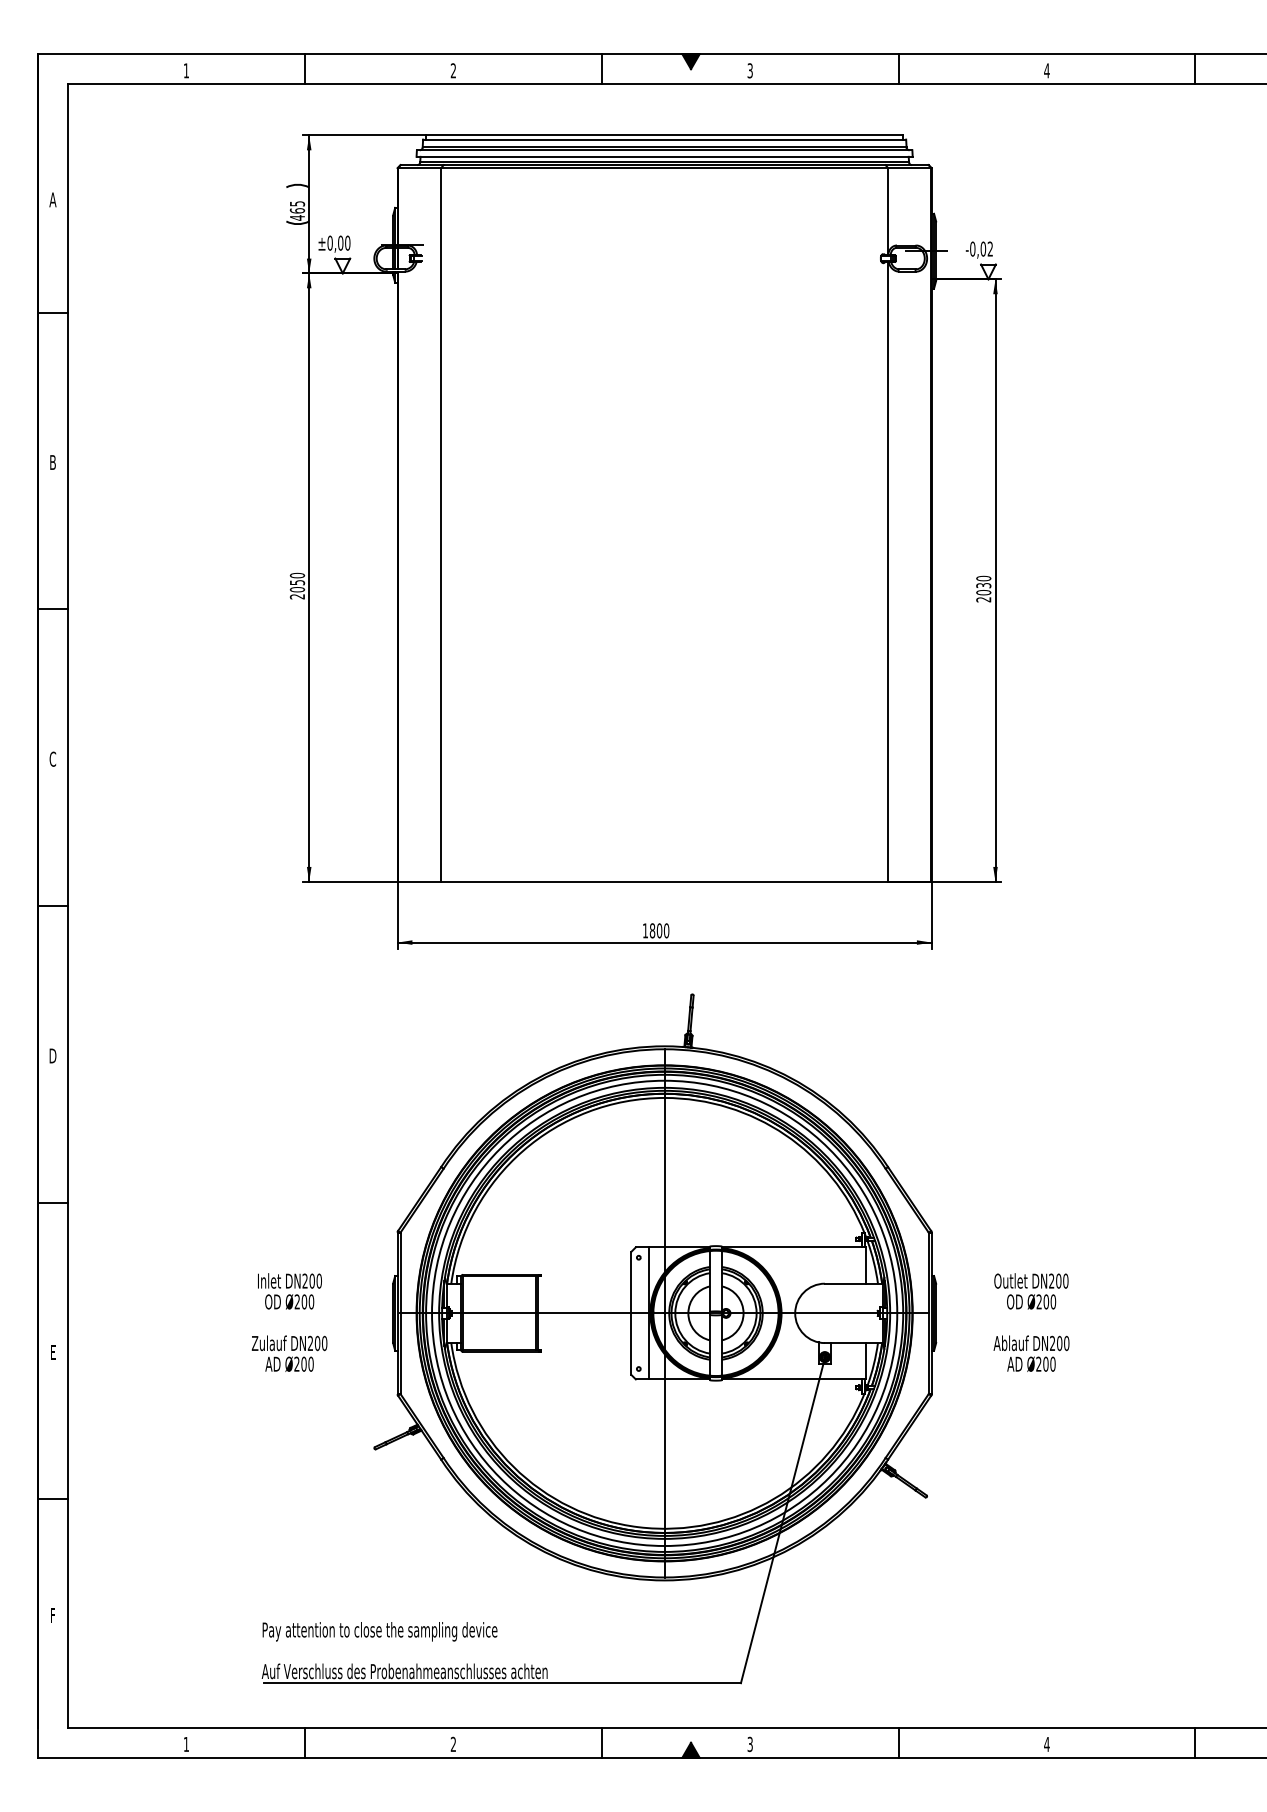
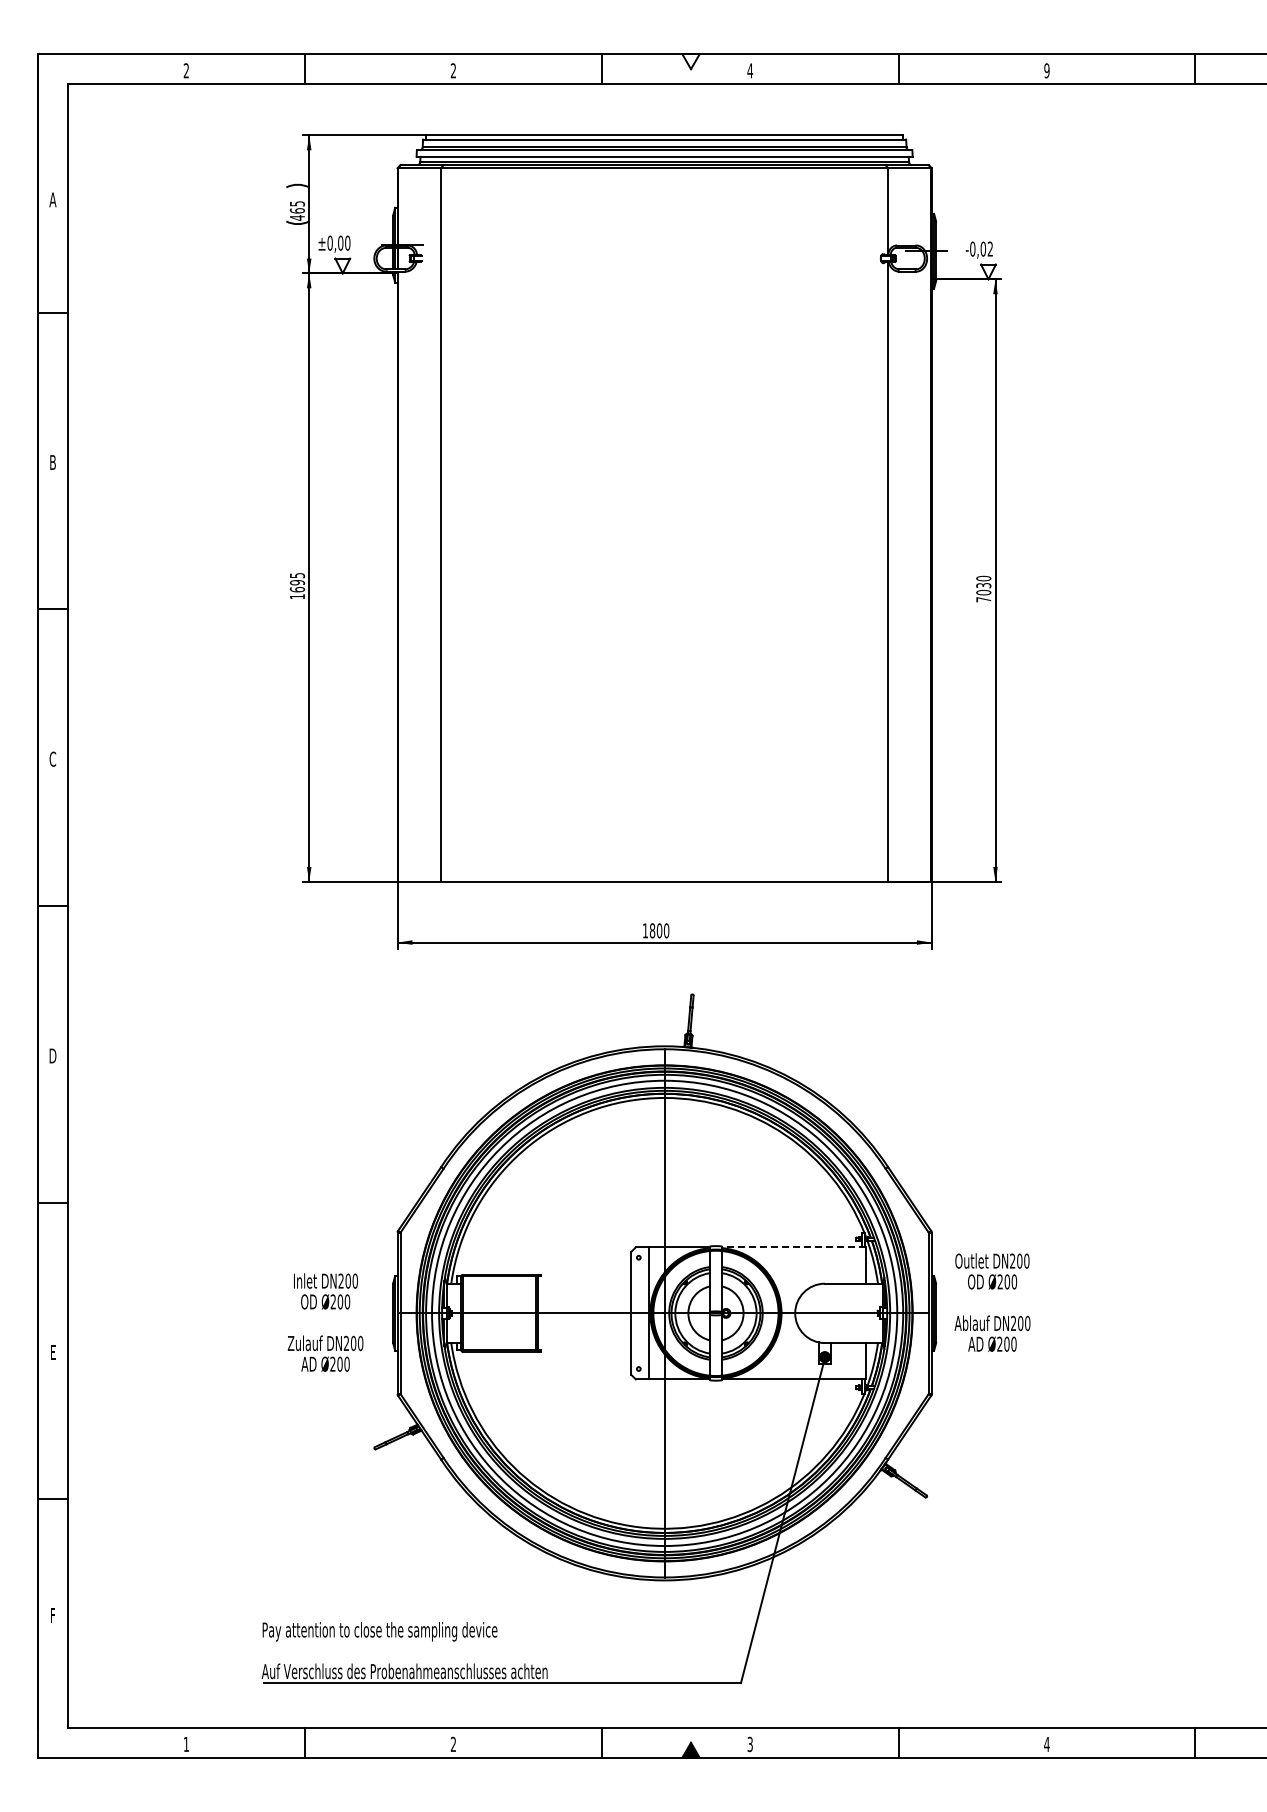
fill: present -> none (690, 61)
text: 1 -> 2 (185, 70)
text: 3 -> 4 (750, 70)
text: 4 -> 9 (1046, 70)
text: 2050 -> 1695 (297, 585)
text: 2030 -> 7030 (983, 599)
line: solid -> dashed (793, 1247)
text position: (289, 1322) -> (325, 1322) (325, 1322)
text position: (1031, 1322) -> (992, 1302) (992, 1302)
